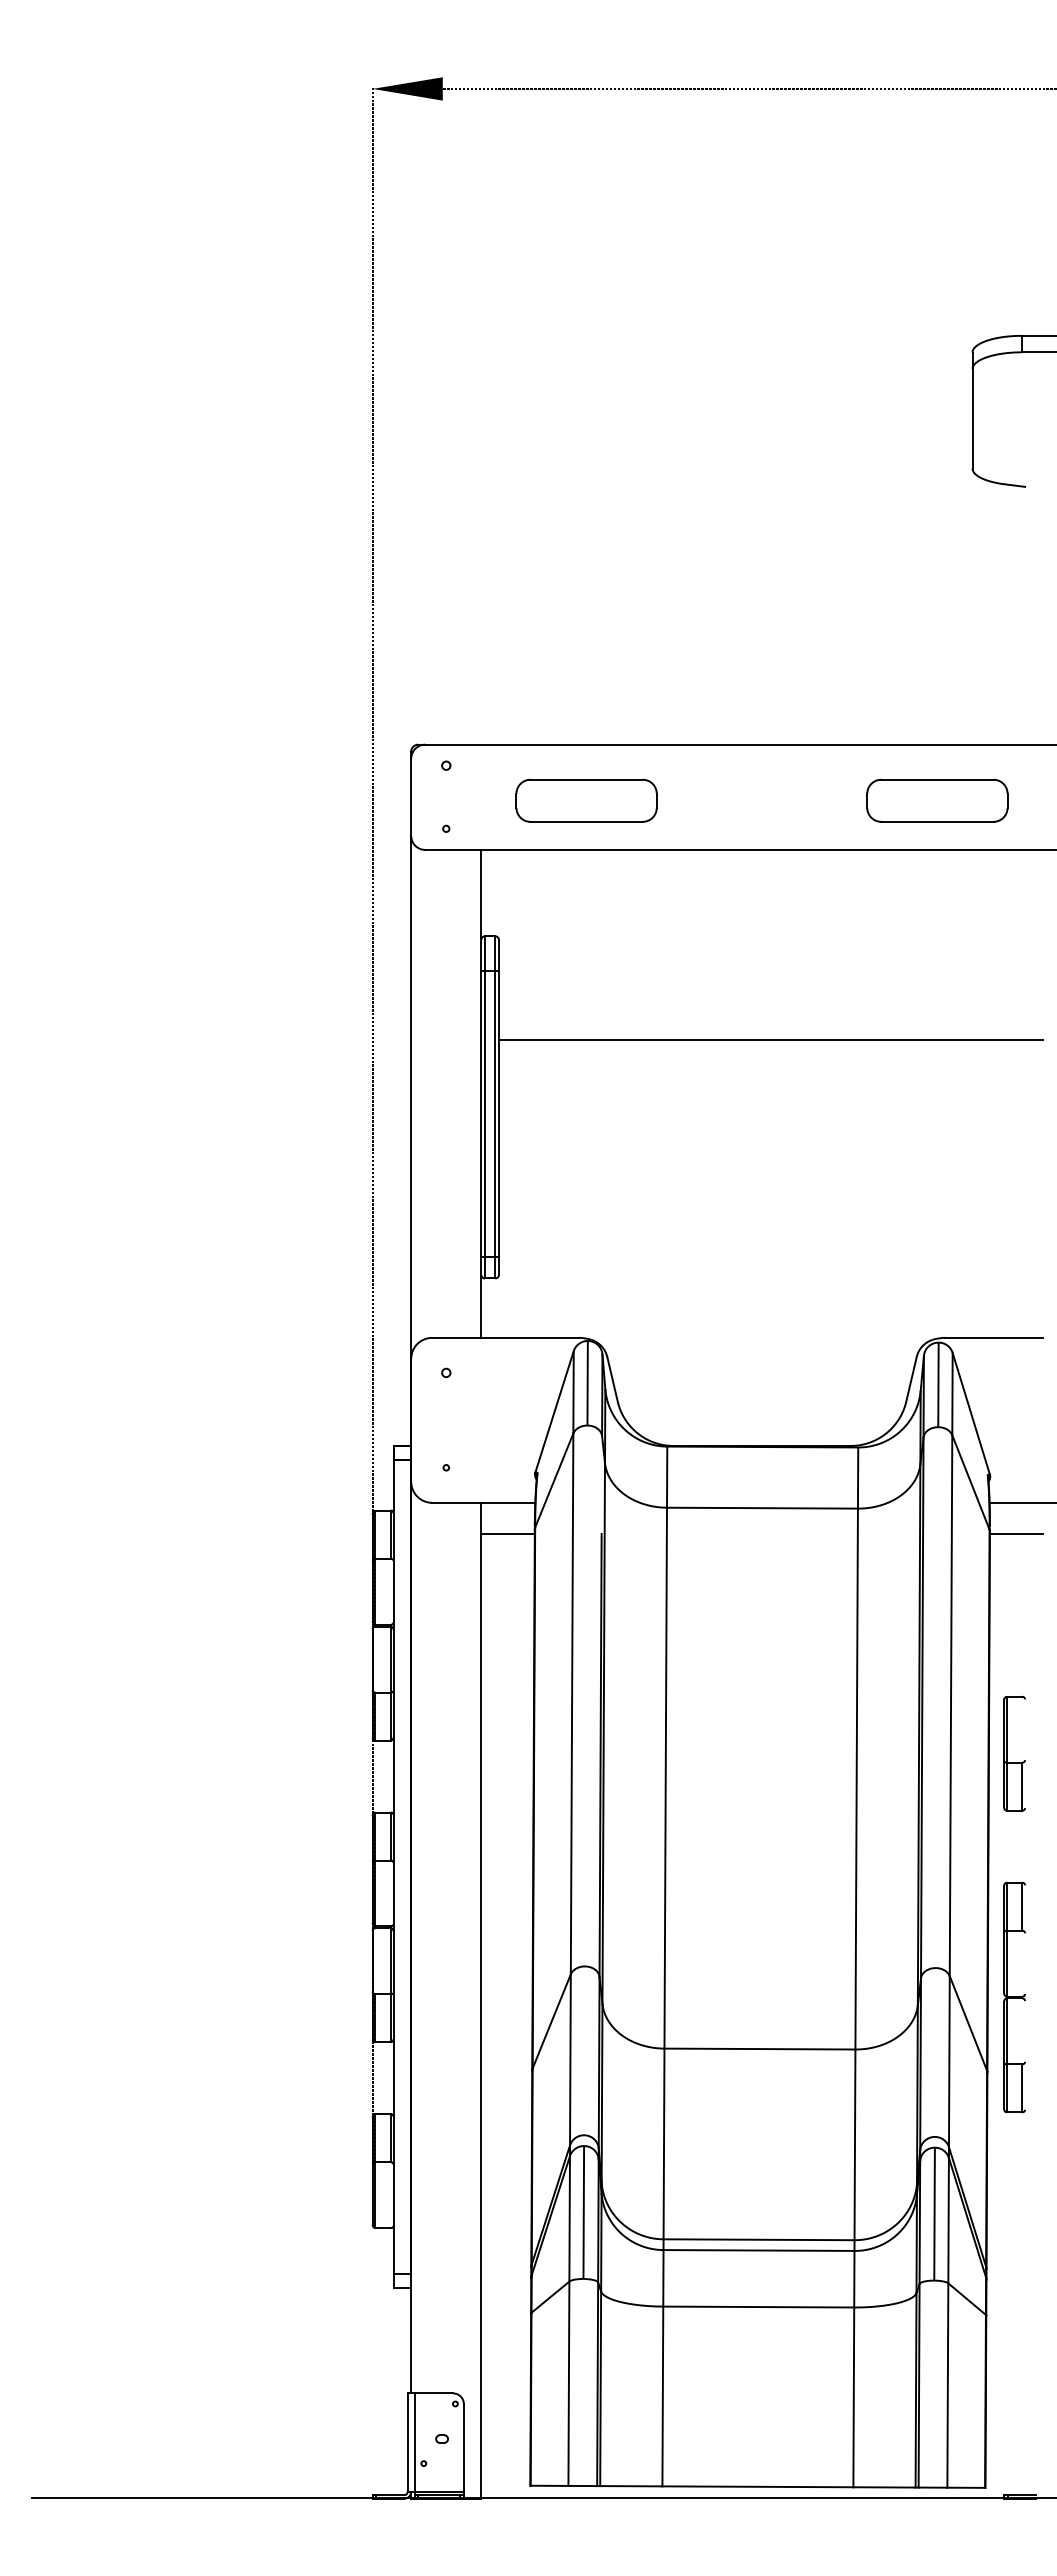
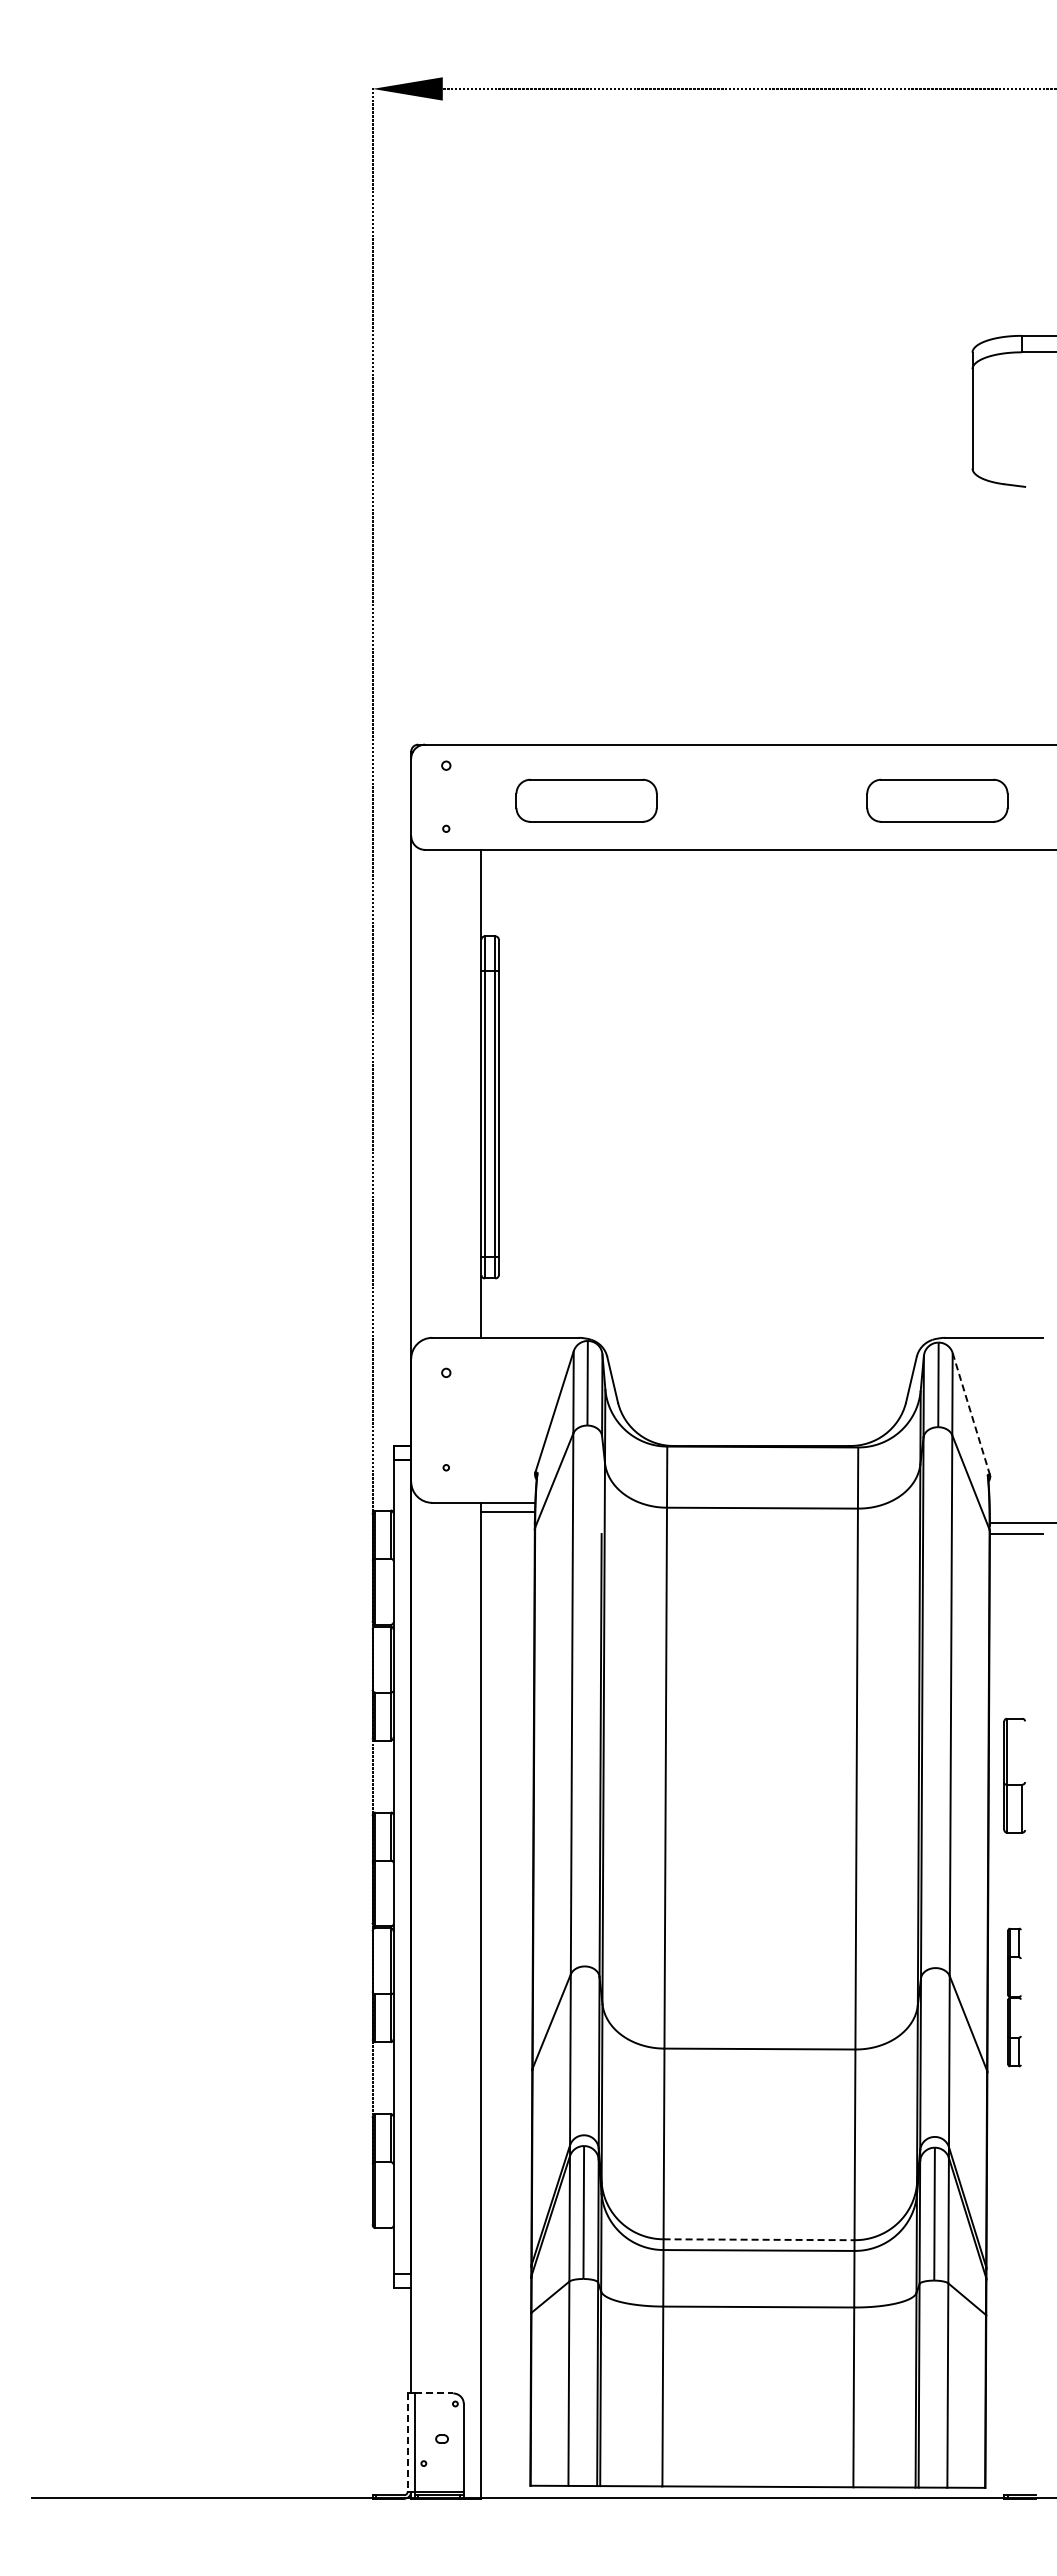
line: present -> none (770, 1040)
line: solid -> dashed (971, 1413)
line position: (1021, 1502) -> (1021, 1522) (1021, 1522)
line position: (508, 1533) -> (508, 1511) (508, 1511)
part position: (1007, 1753) -> (1007, 1775) (1007, 1775)
part size: 23x233 px -> 15x141 px (1014, 1997)
line: solid -> dashed (759, 2239)
line: solid -> dashed (434, 2393)
line: solid -> dashed (407, 2443)
